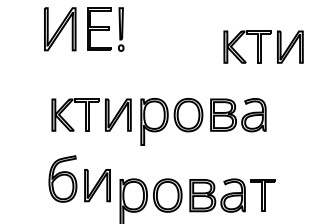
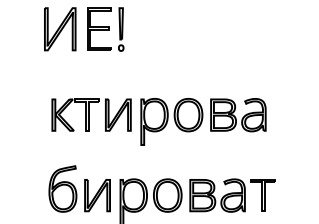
part: present -> none (263, 46)
part position: (79, 178) -> (79, 188) (79, 188)
